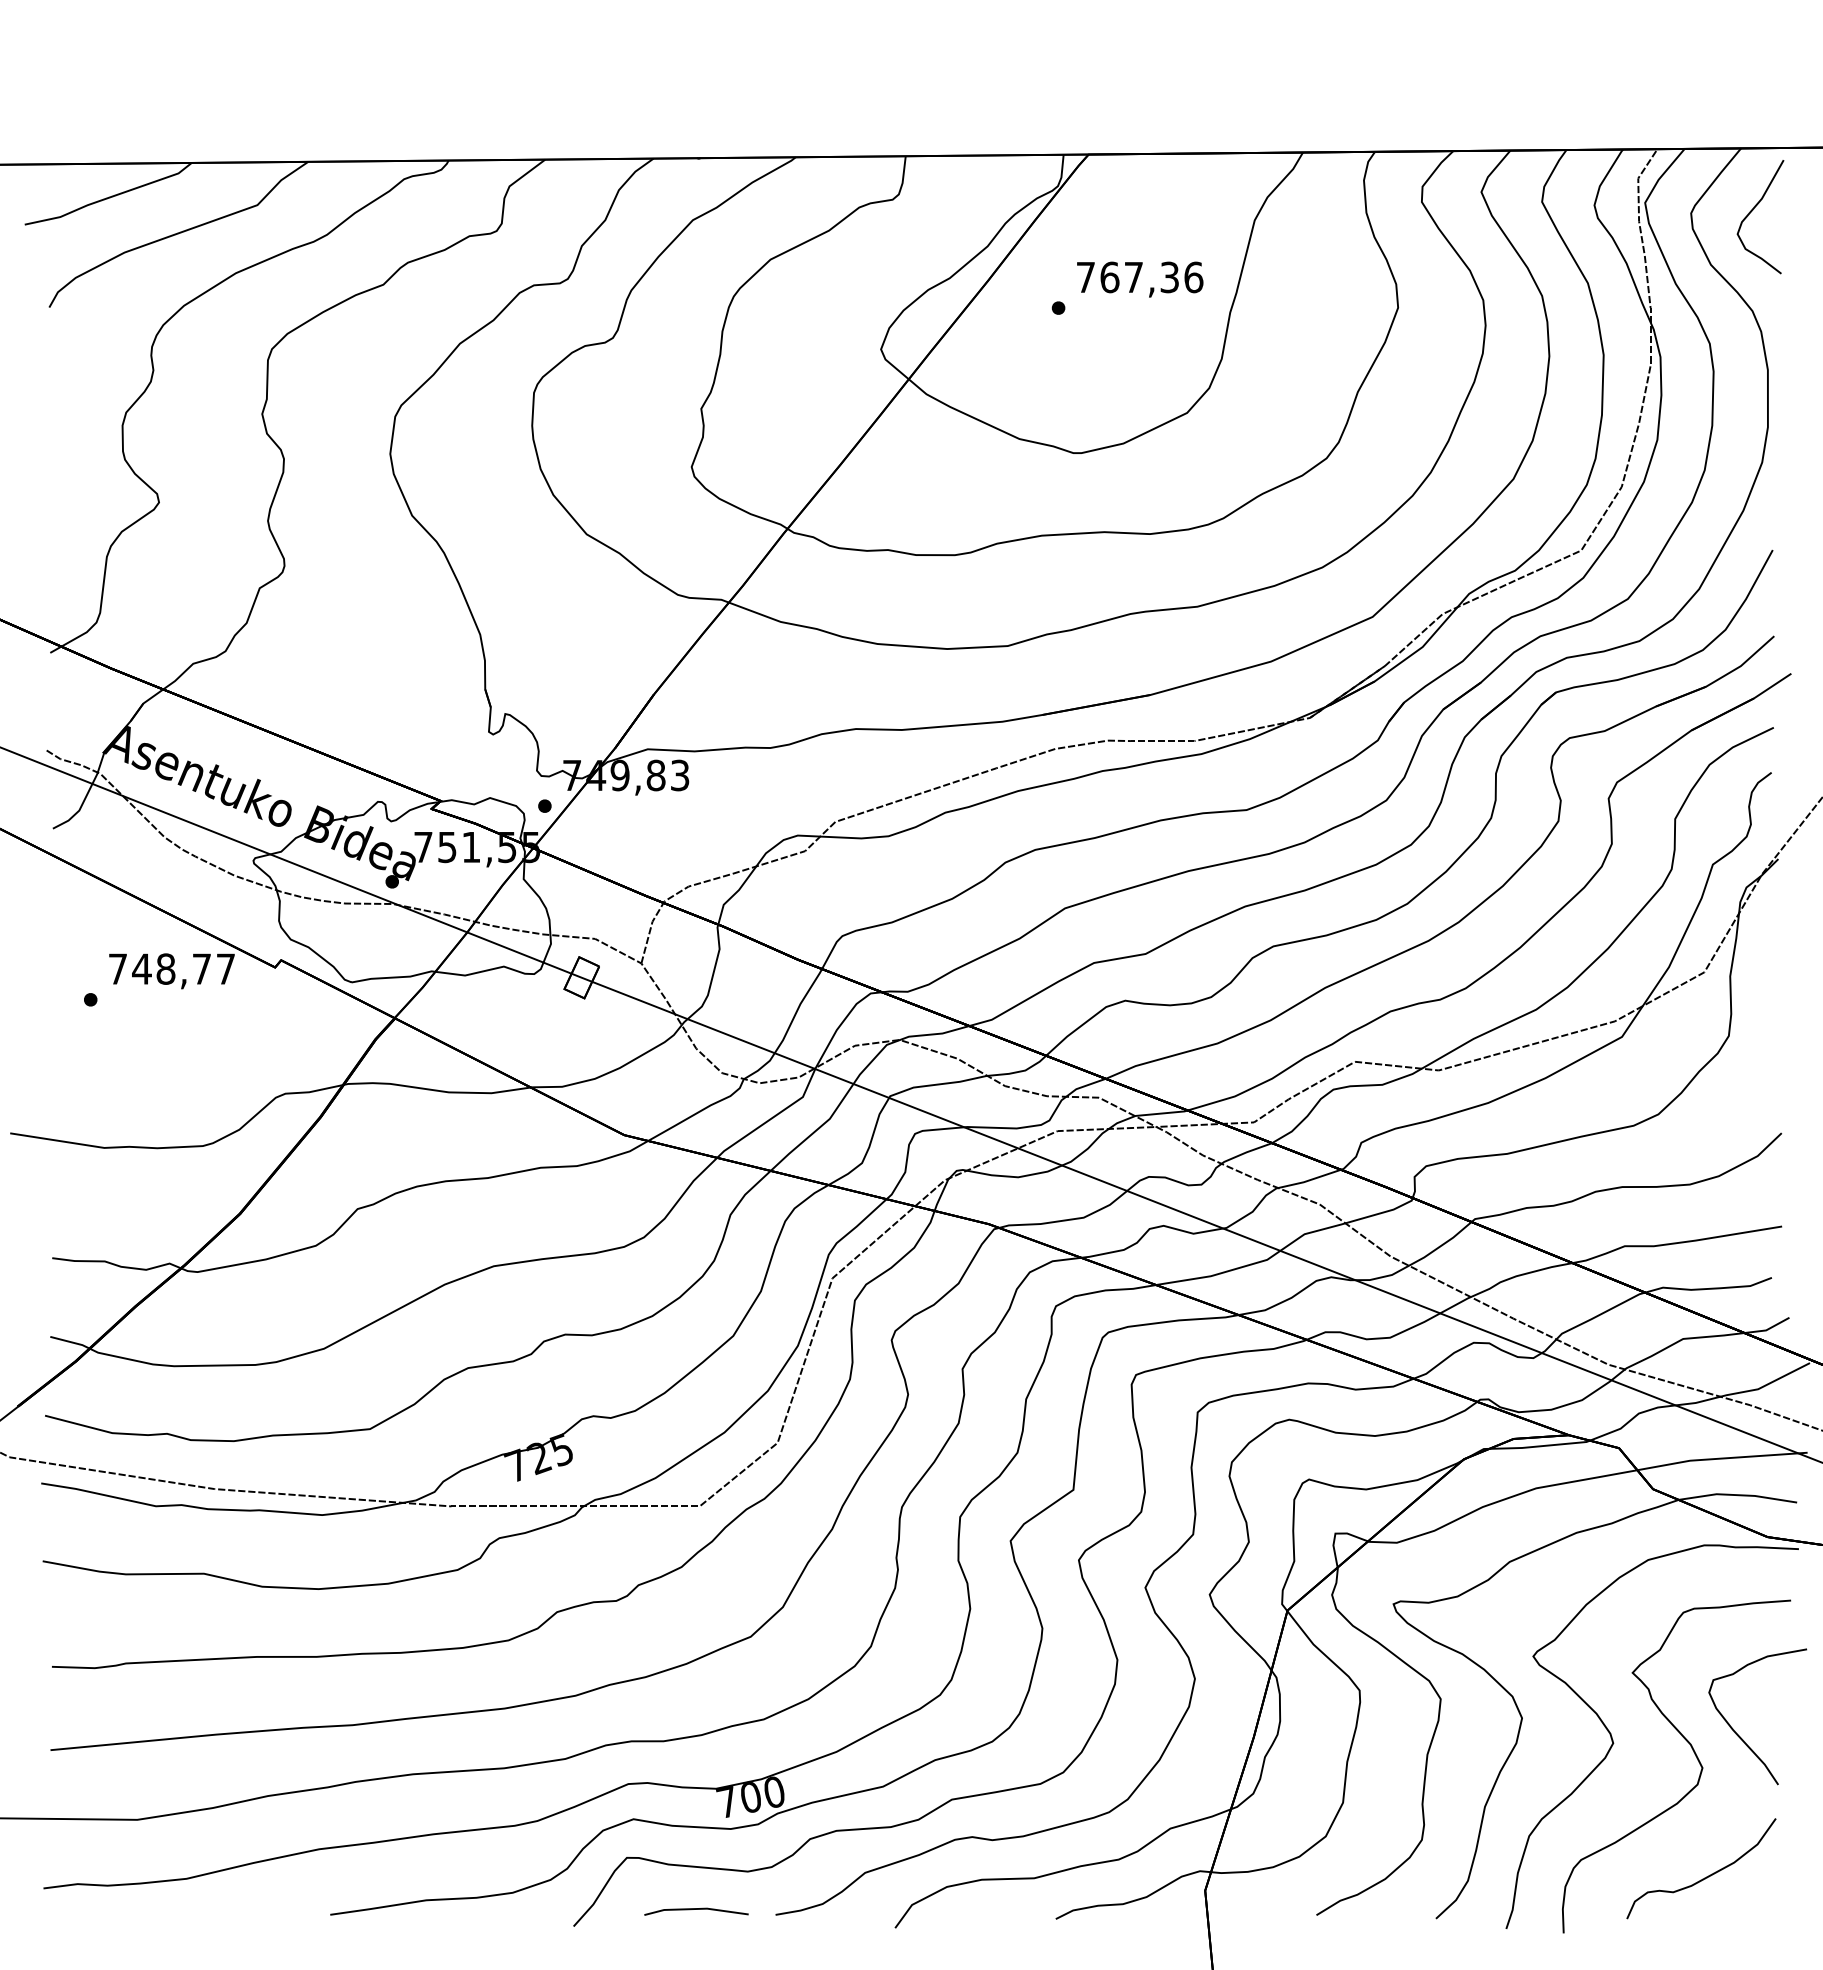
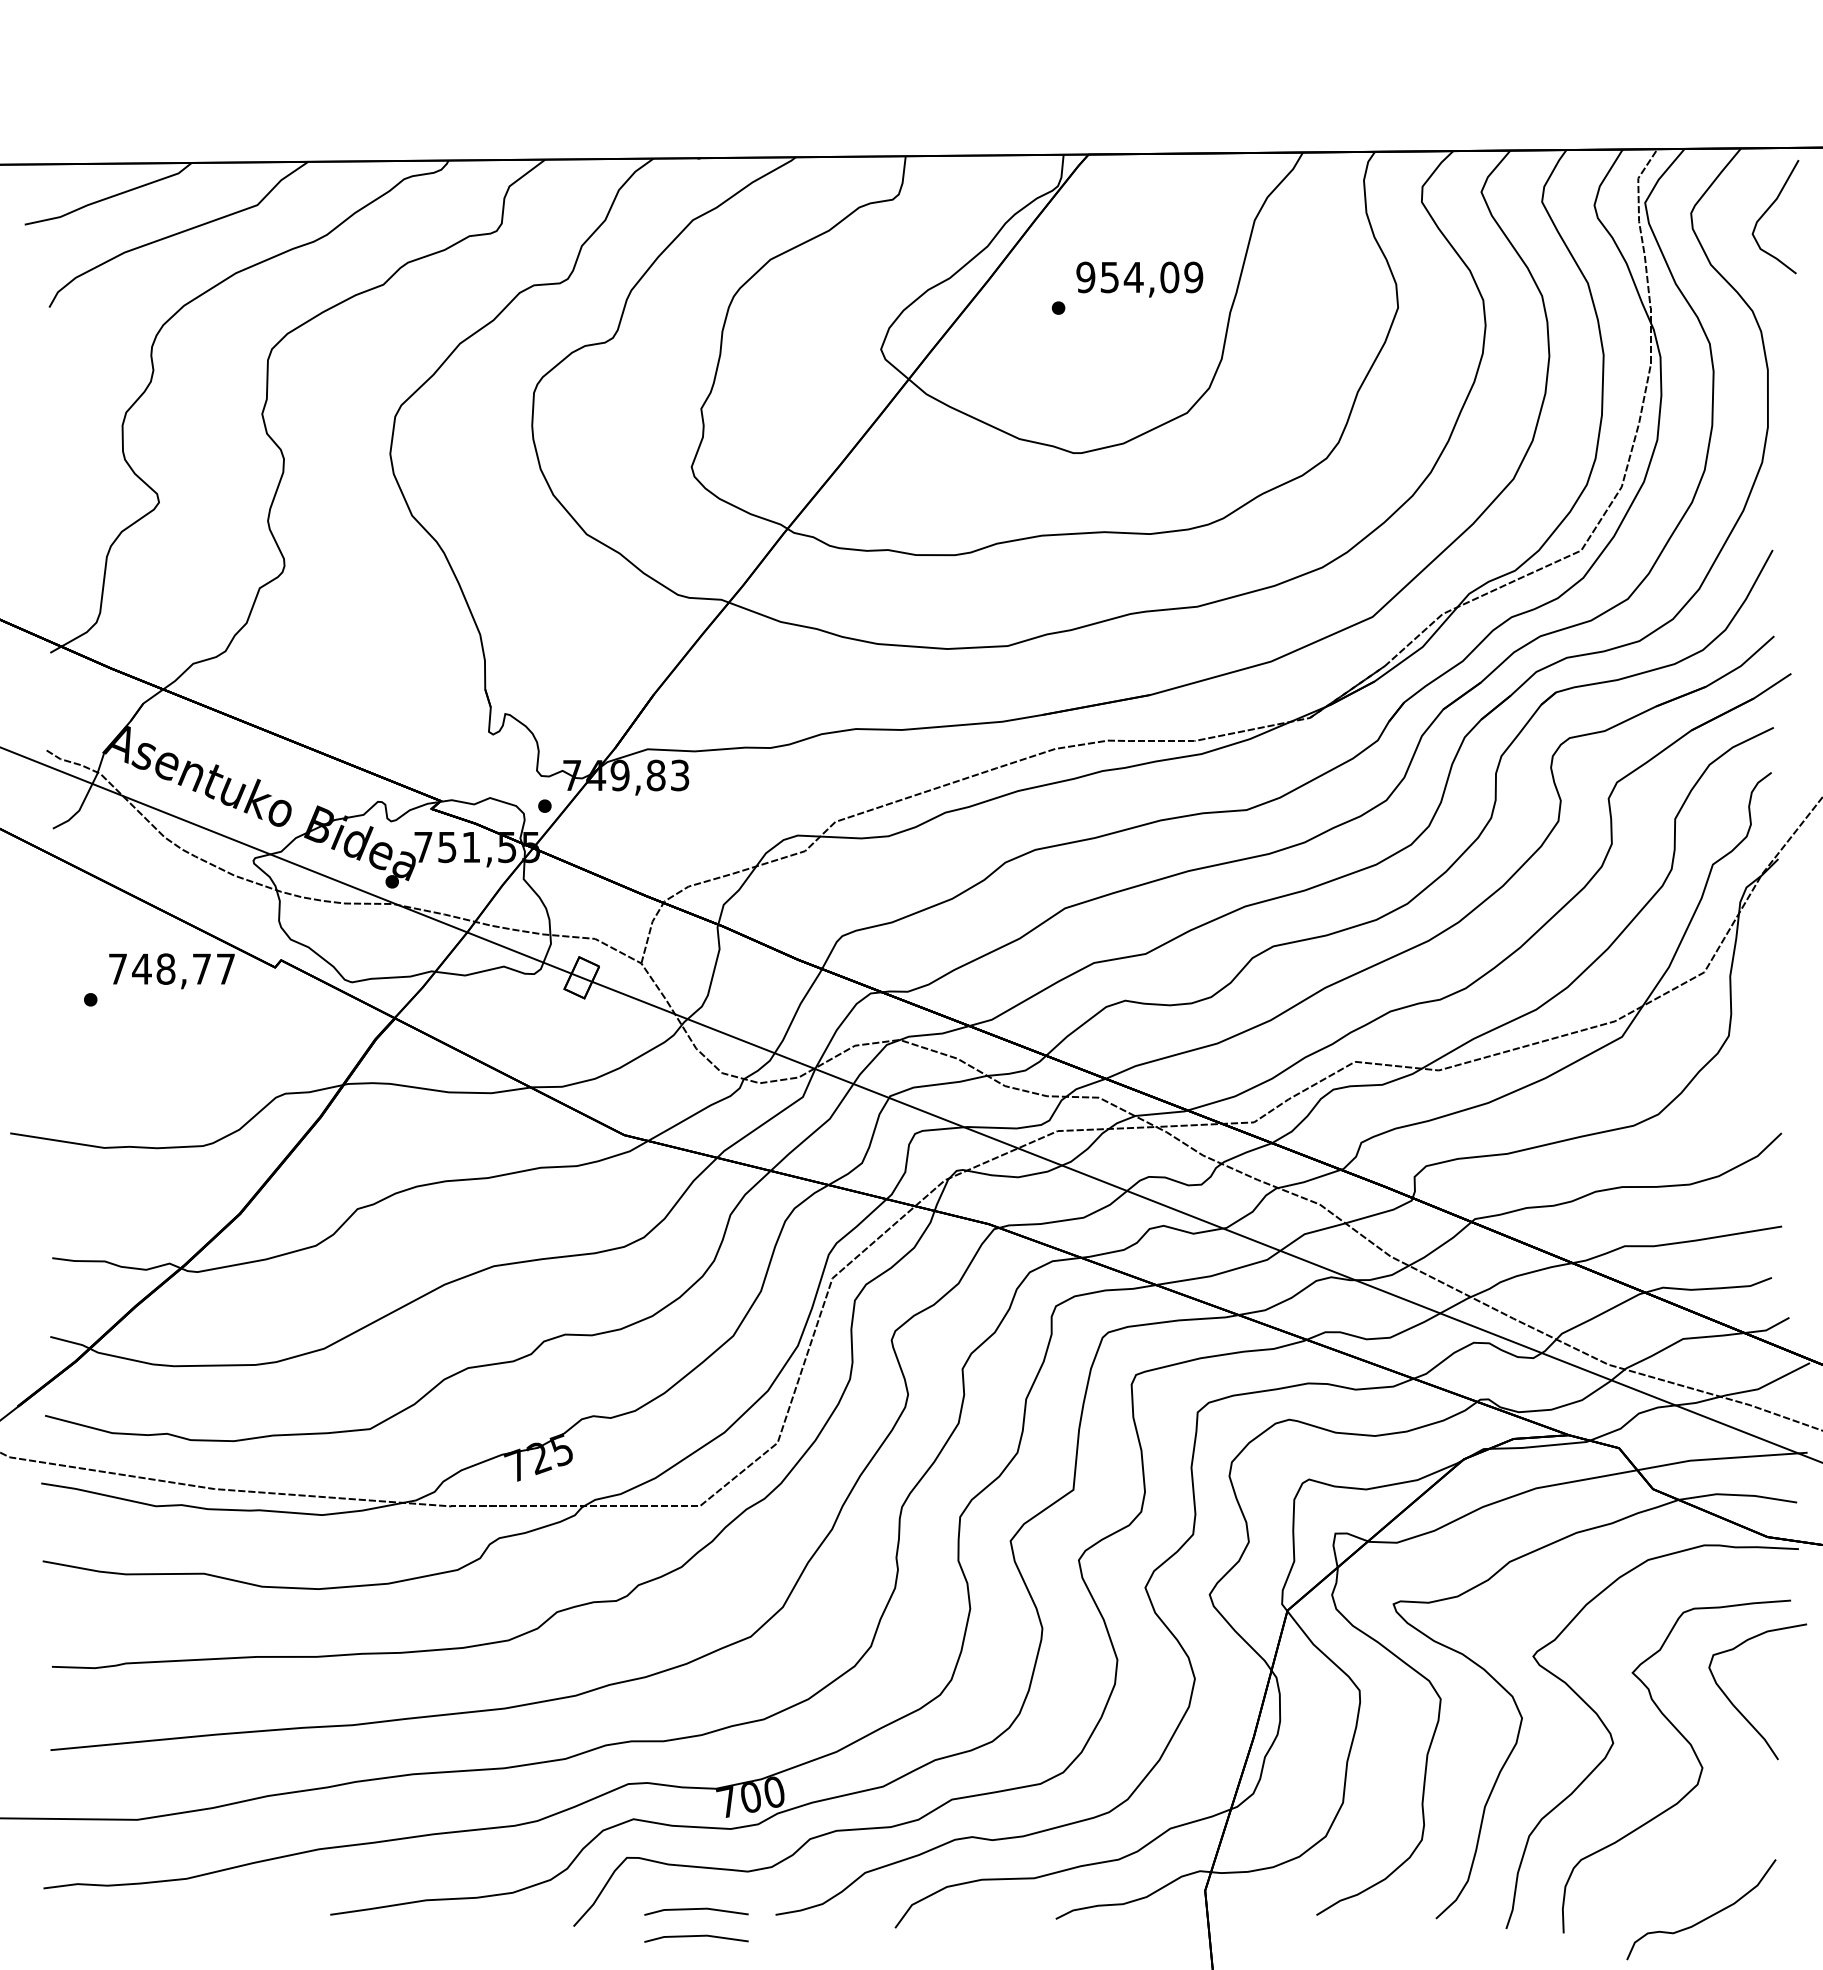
curve position: (1753, 210) -> (1768, 210) (1768, 210)
text: 767,36 -> 954,09 (1139, 277)
curve position: (1738, 1734) -> (1738, 1709) (1738, 1709)
curve position: (1706, 1876) -> (1706, 1917) (1706, 1917)
line: none -> present (696, 1936)
